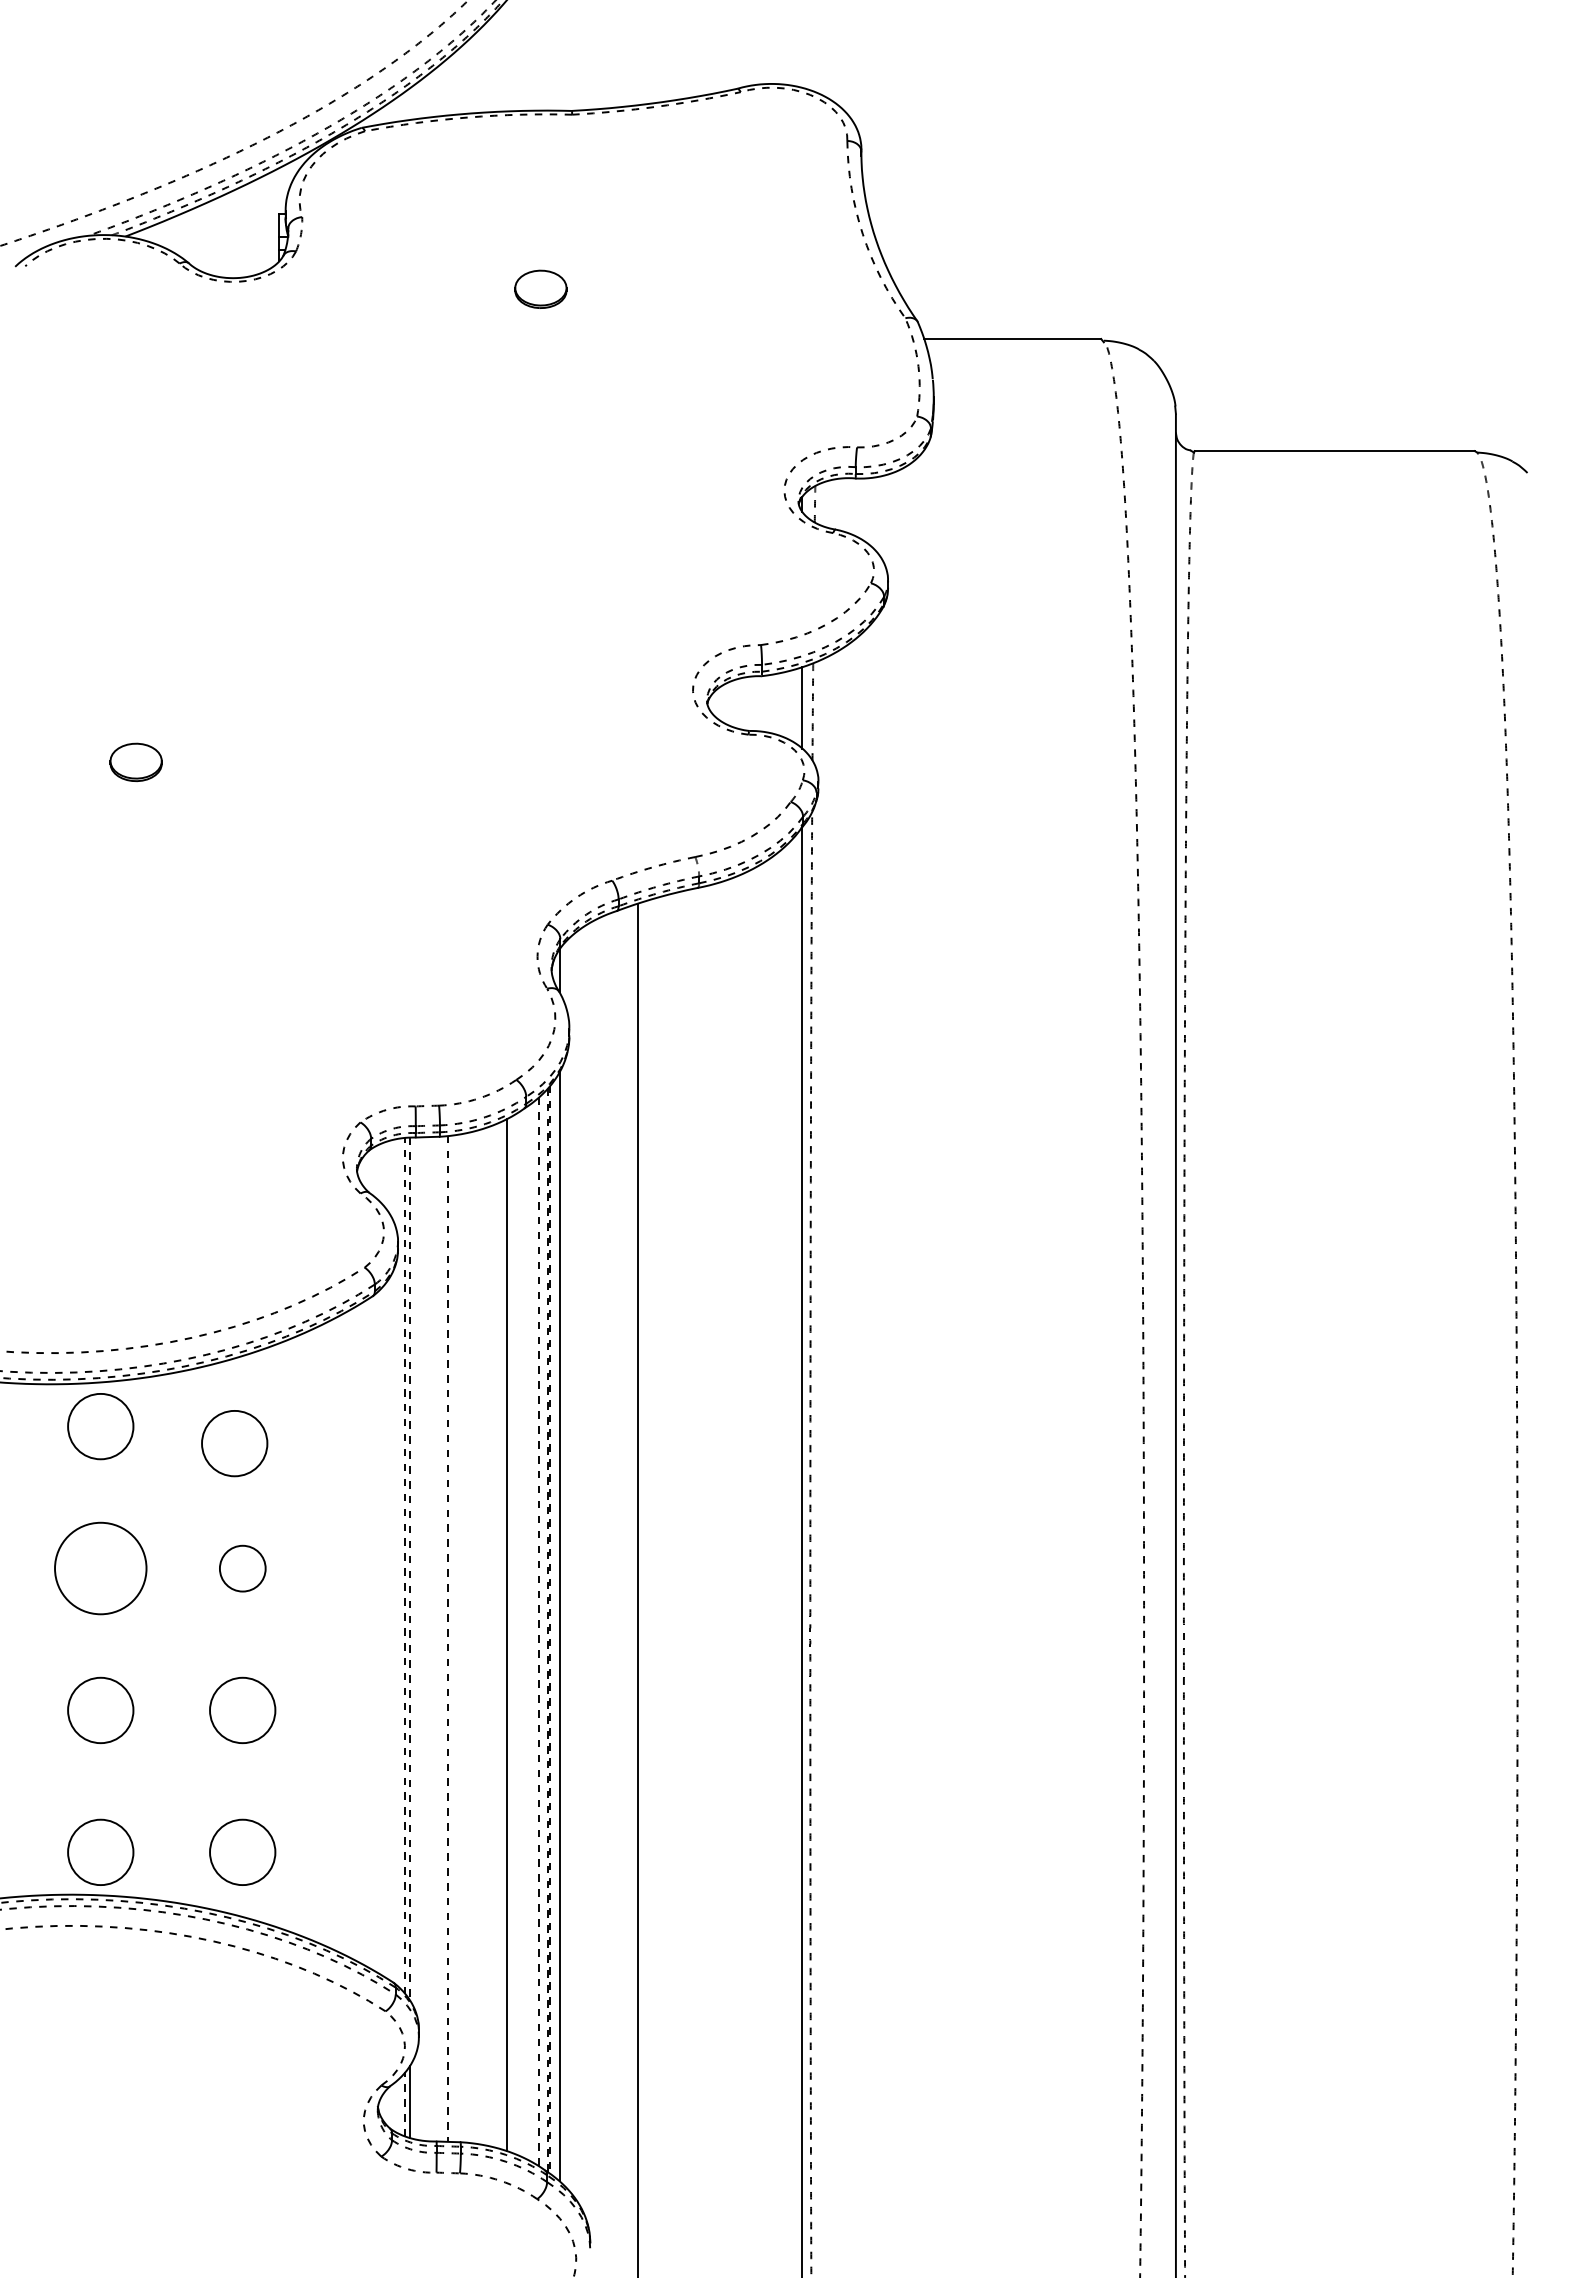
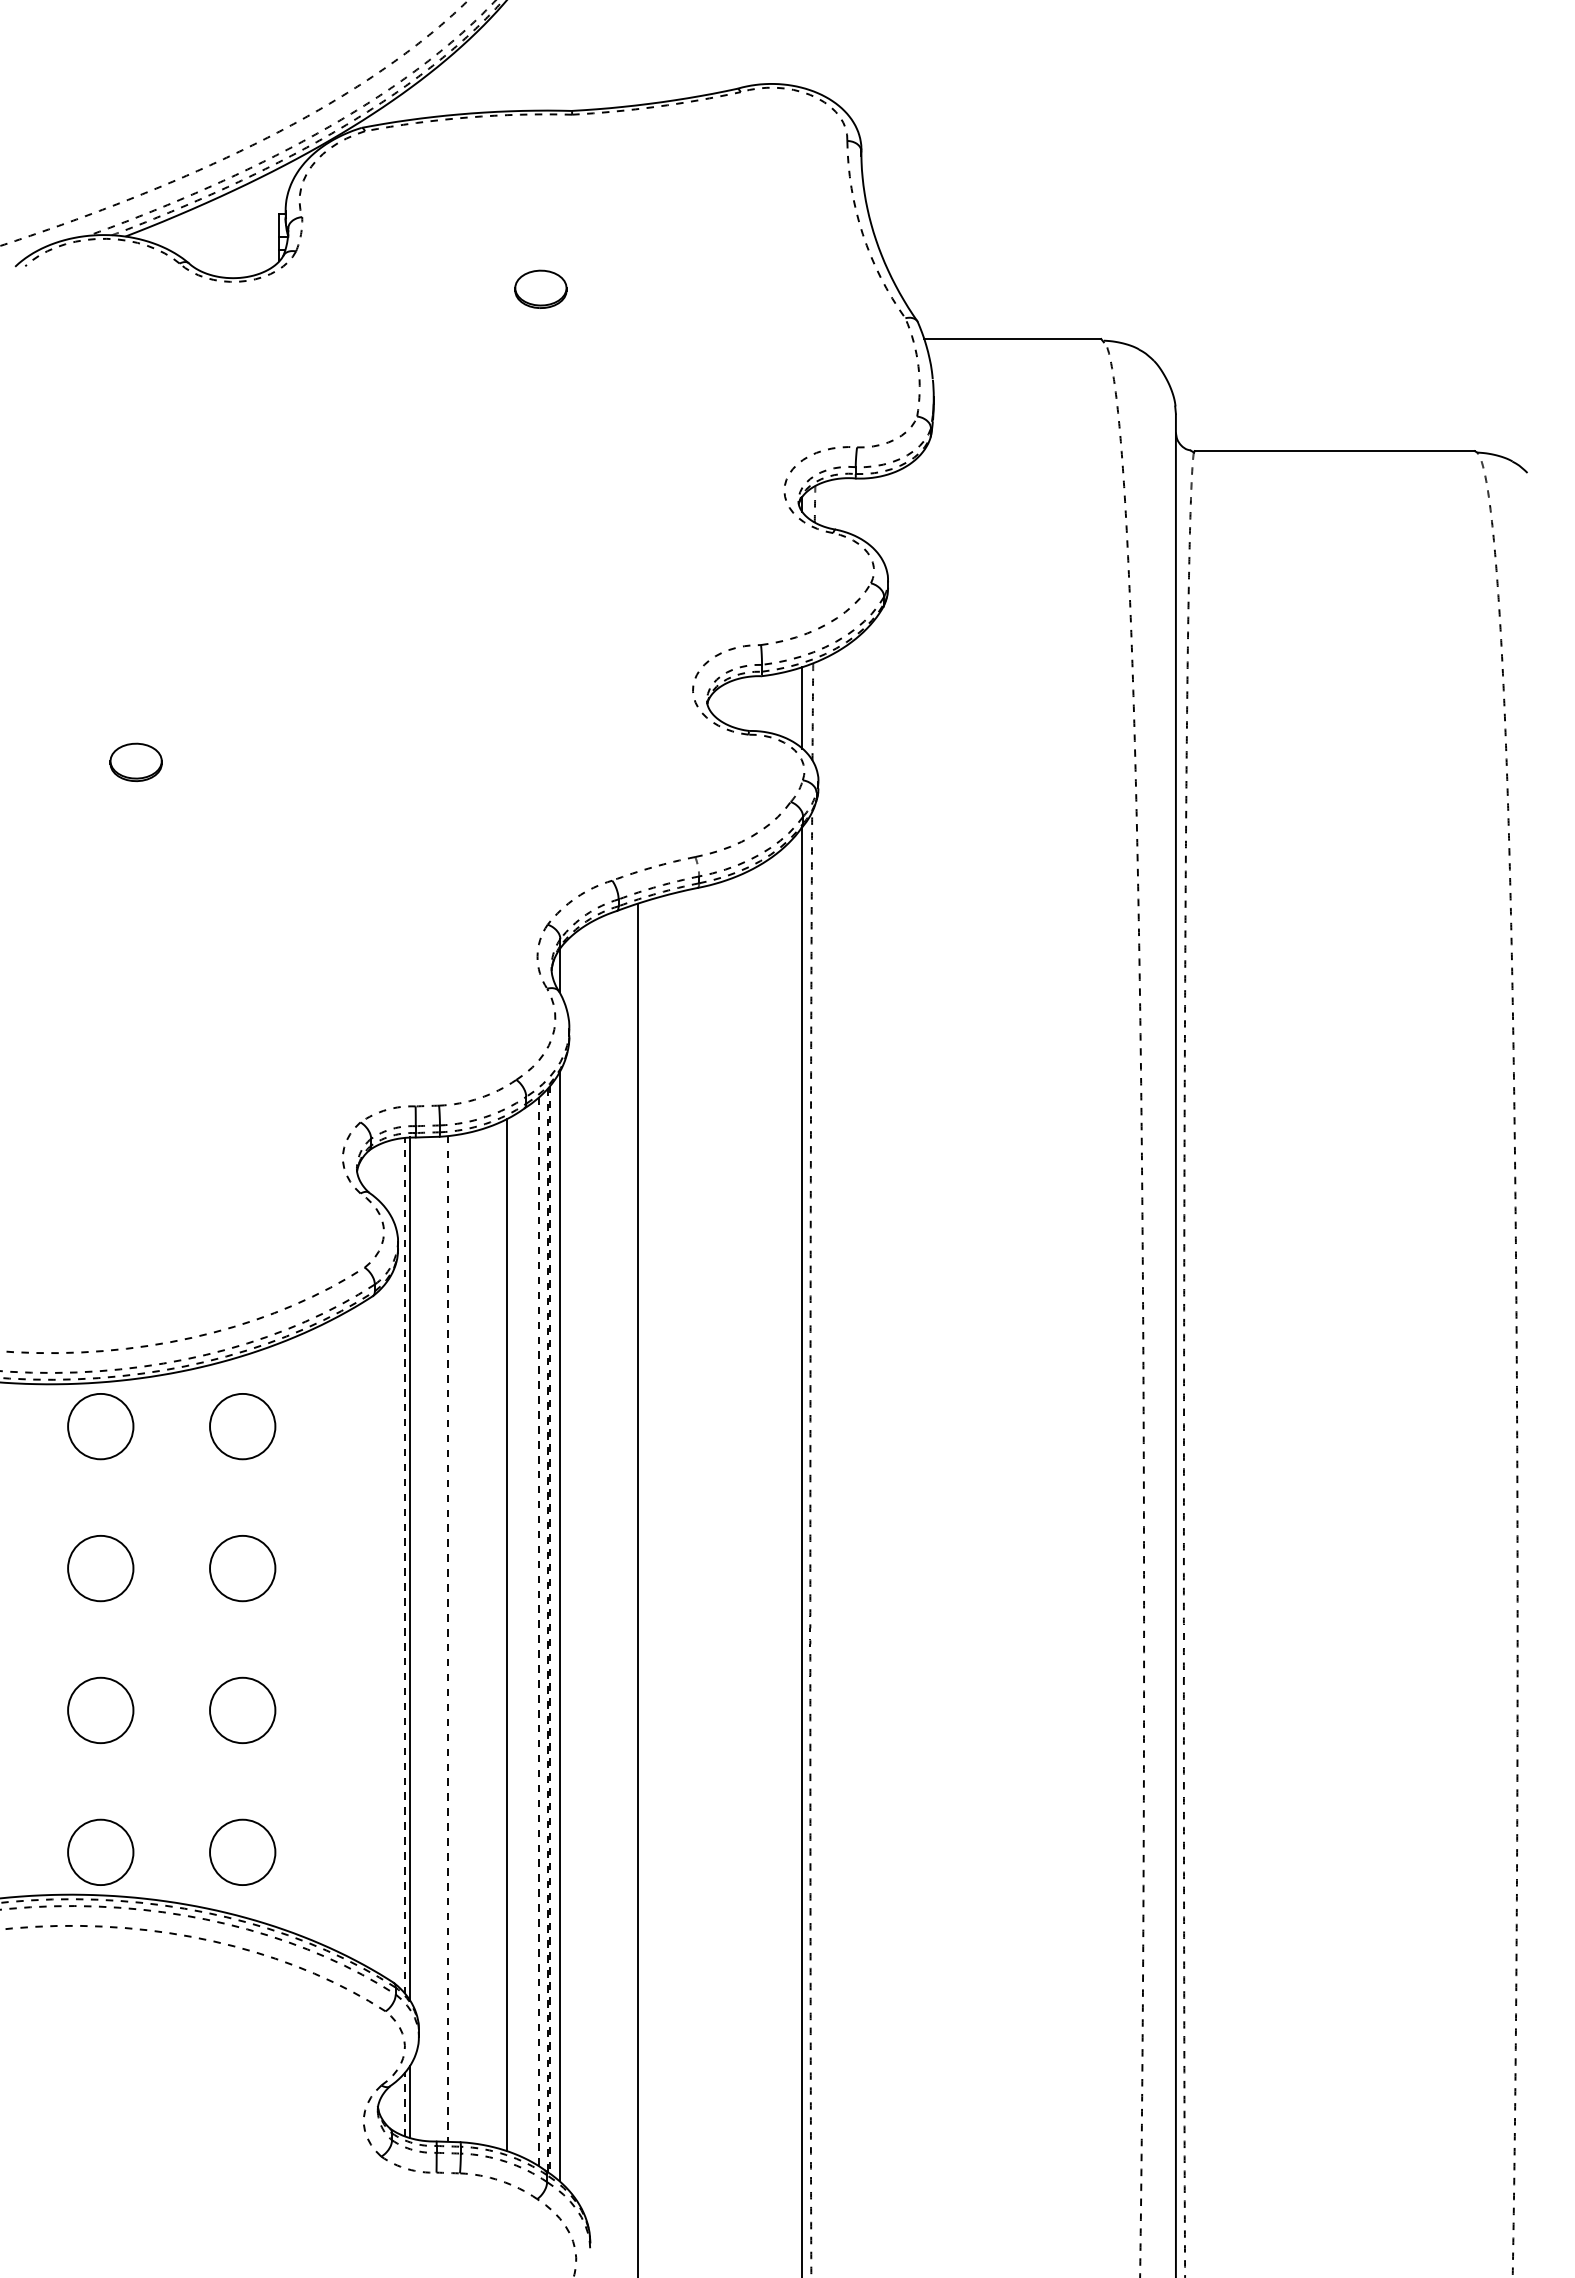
circle position: (234, 1443) -> (242, 1426) (242, 1426)
circle diameter: 92 px -> 65 px (100, 1568)
circle size: 48x49 px -> 68x68 px (242, 1568)
line: dashed -> solid (410, 1569)
